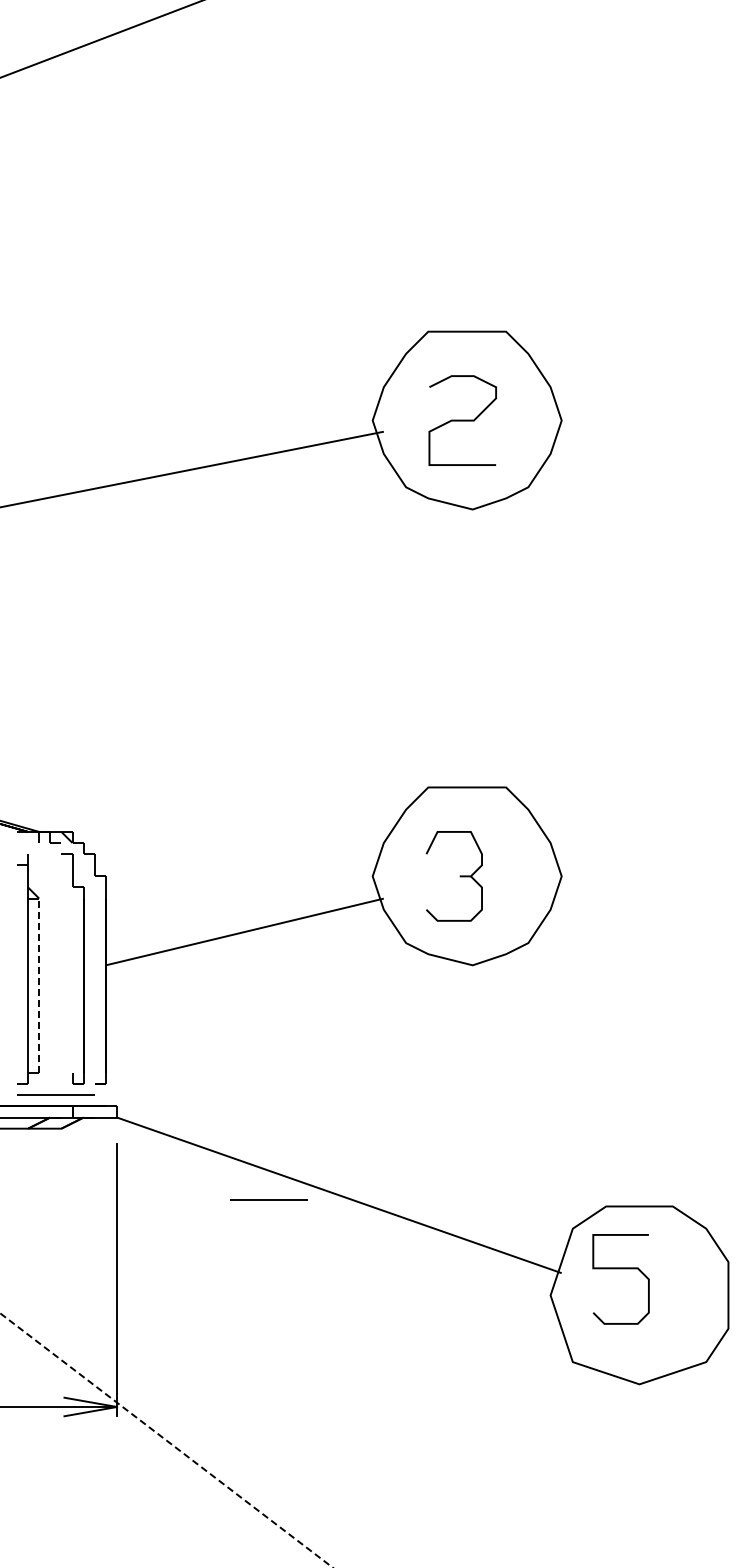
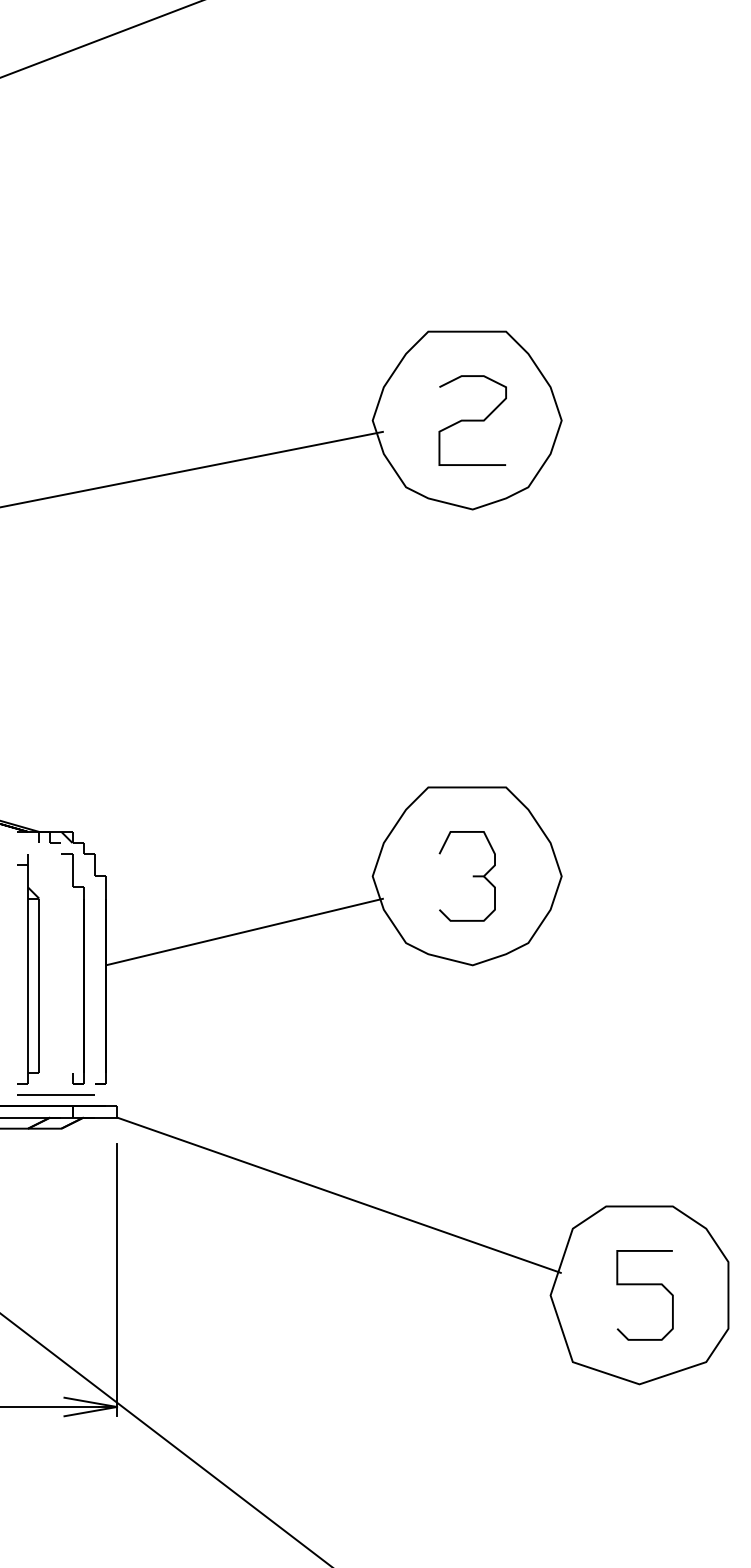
curve position: (462, 420) -> (472, 420) (472, 420)
part position: (453, 876) -> (466, 876) (466, 876)
line: dashed -> solid (39, 985)
line: present -> none (268, 1199)
curve position: (620, 1269) -> (644, 1285) (644, 1285)
line: dashed -> solid (167, 1440)
